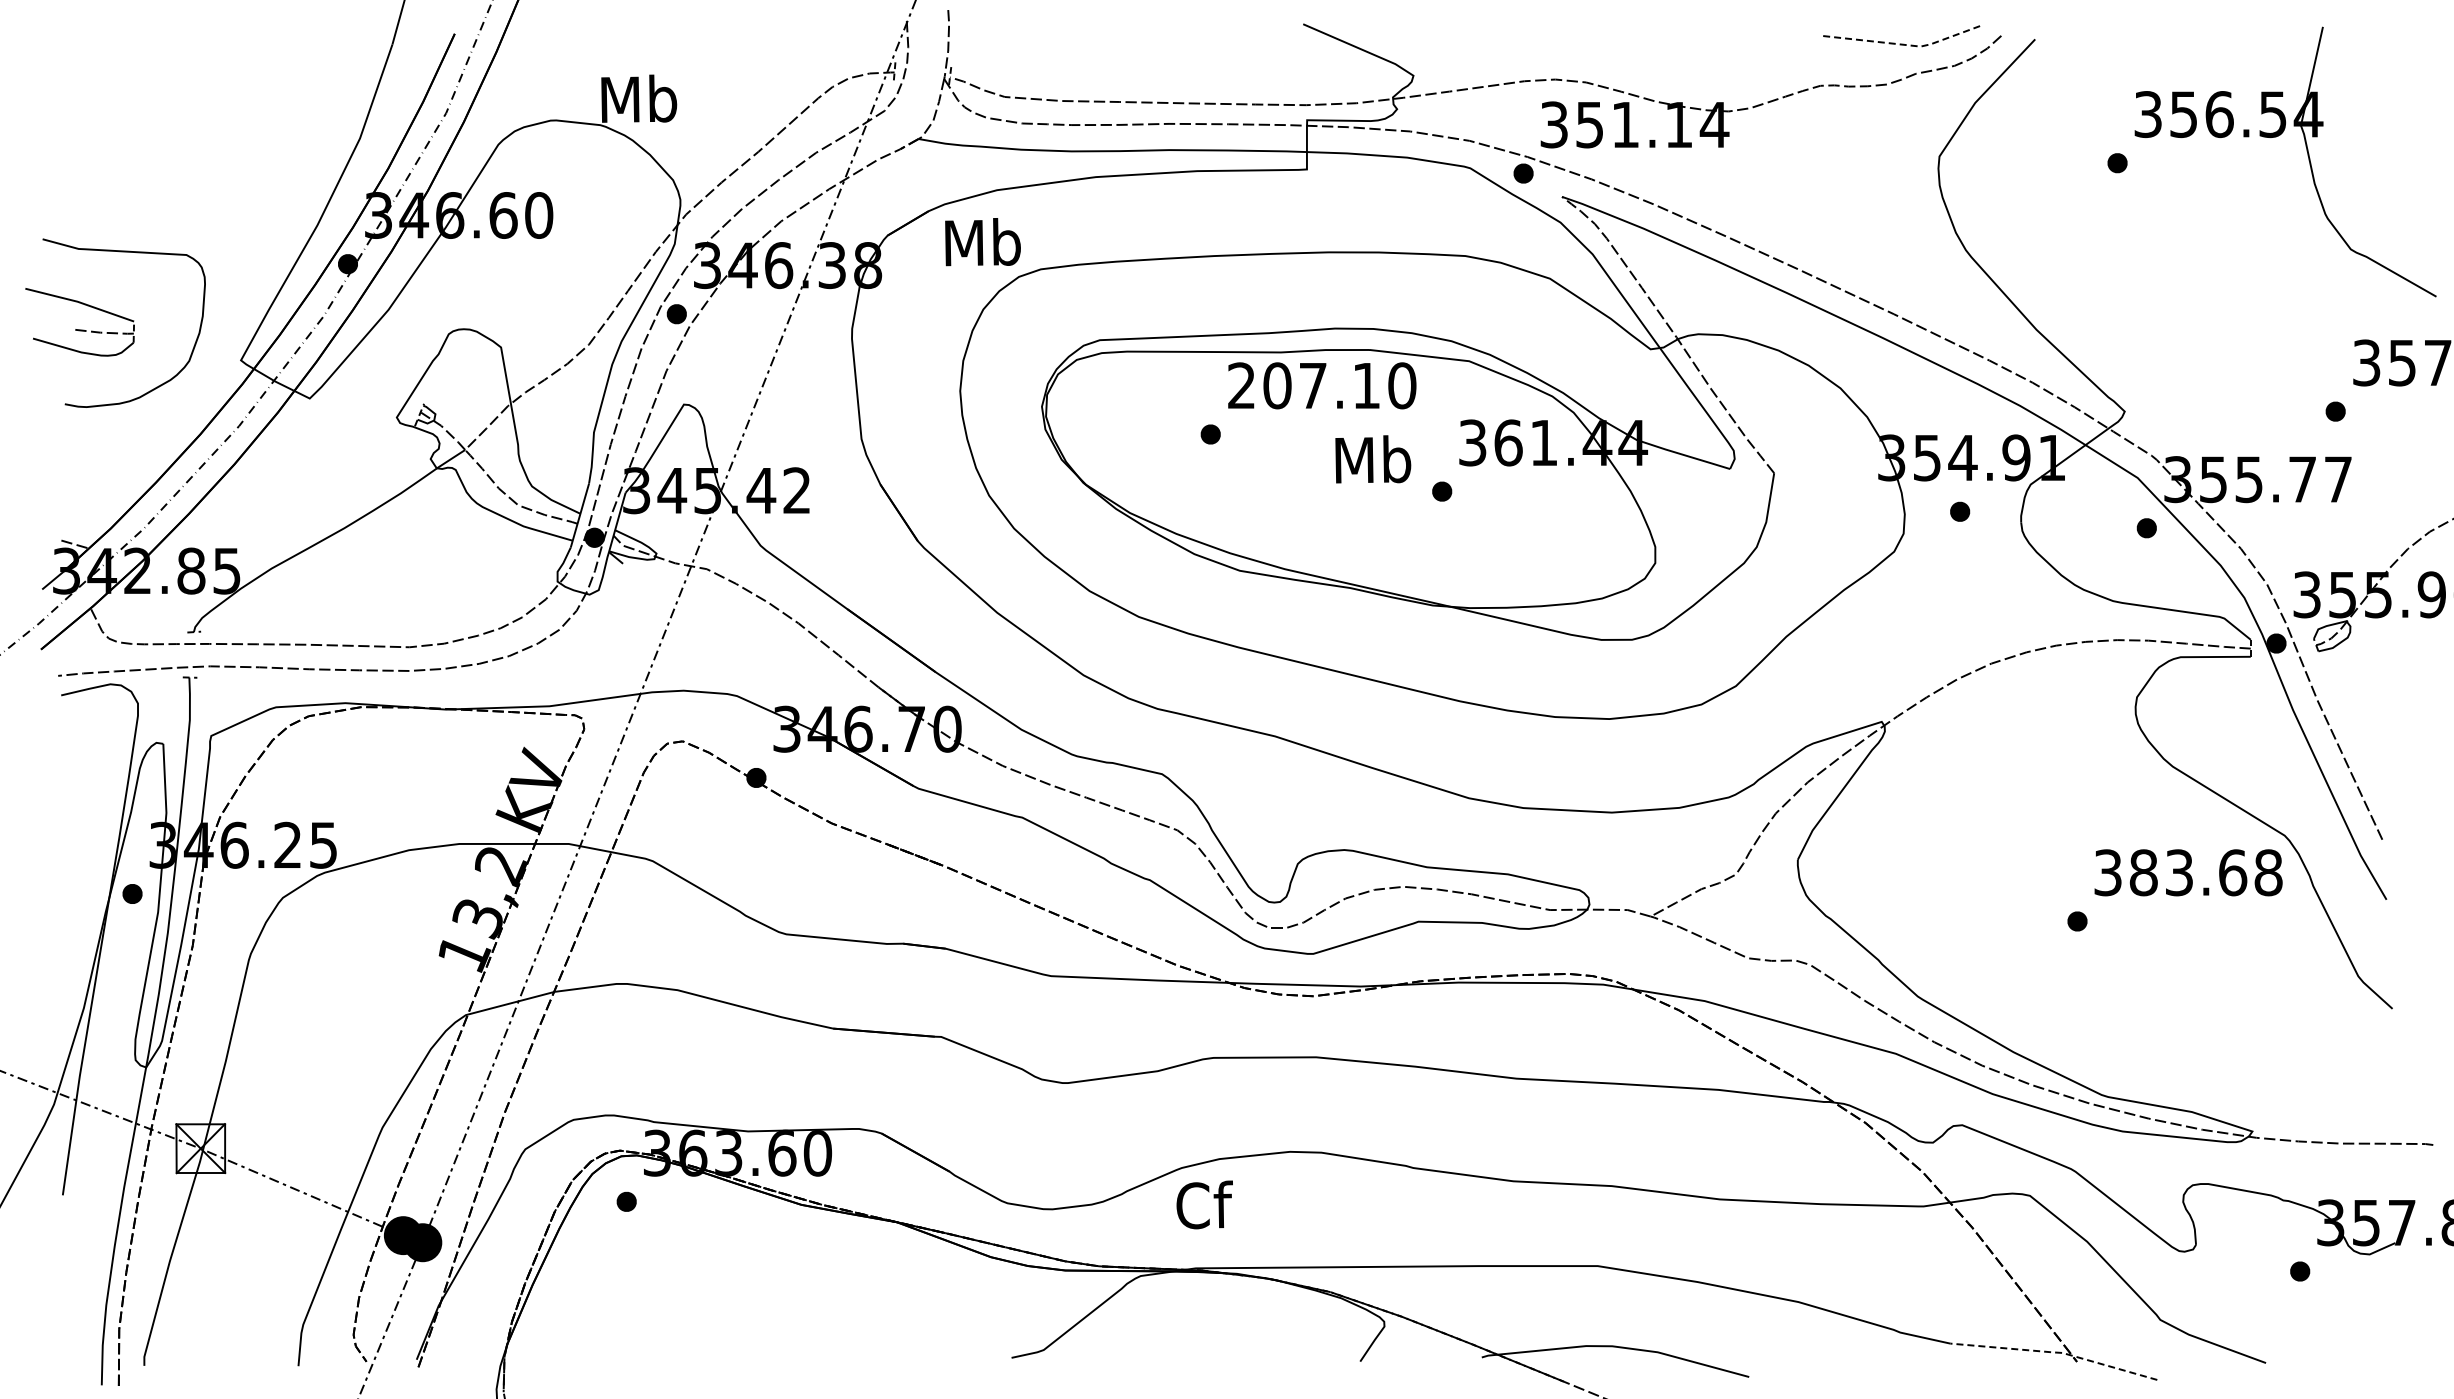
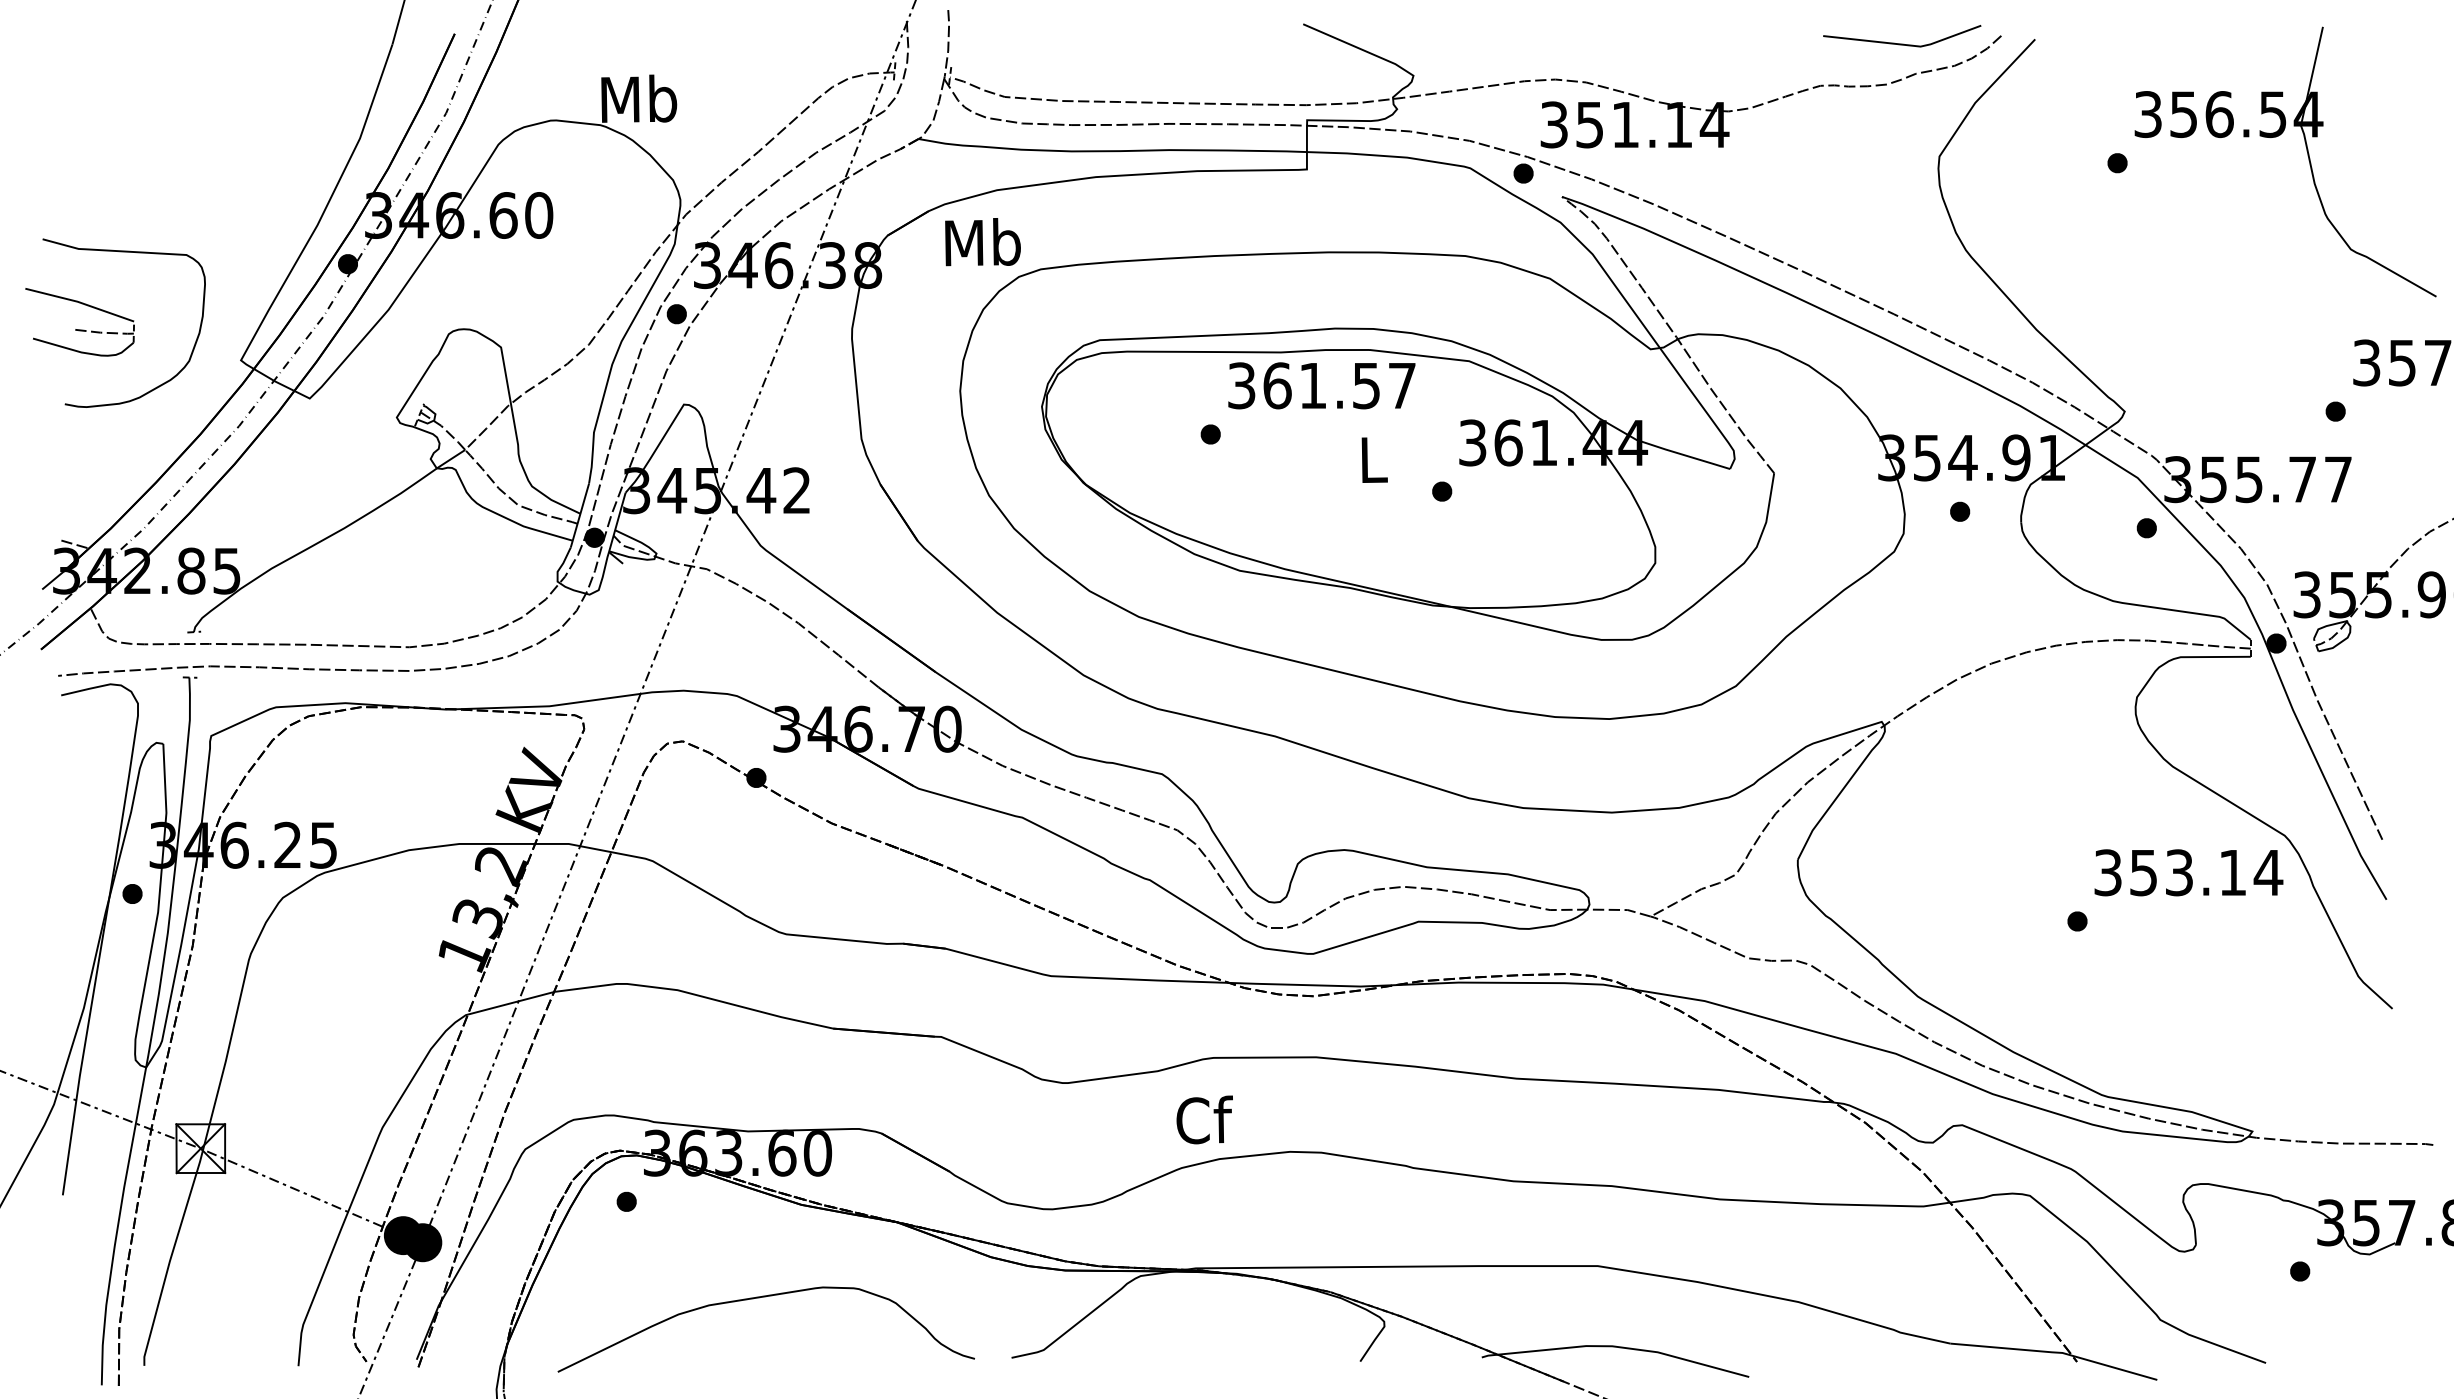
line: dashed -> solid (1904, 44)
text: 207.10 -> 361.57 (1322, 385)
text: Mb -> L (1373, 459)
text: 383.68 -> 353.14 (2206, 872)
text position: (1204, 1204) -> (1204, 1119) (1204, 1119)
curve: none -> present (759, 1298)
line: dashed -> solid (2055, 1352)
